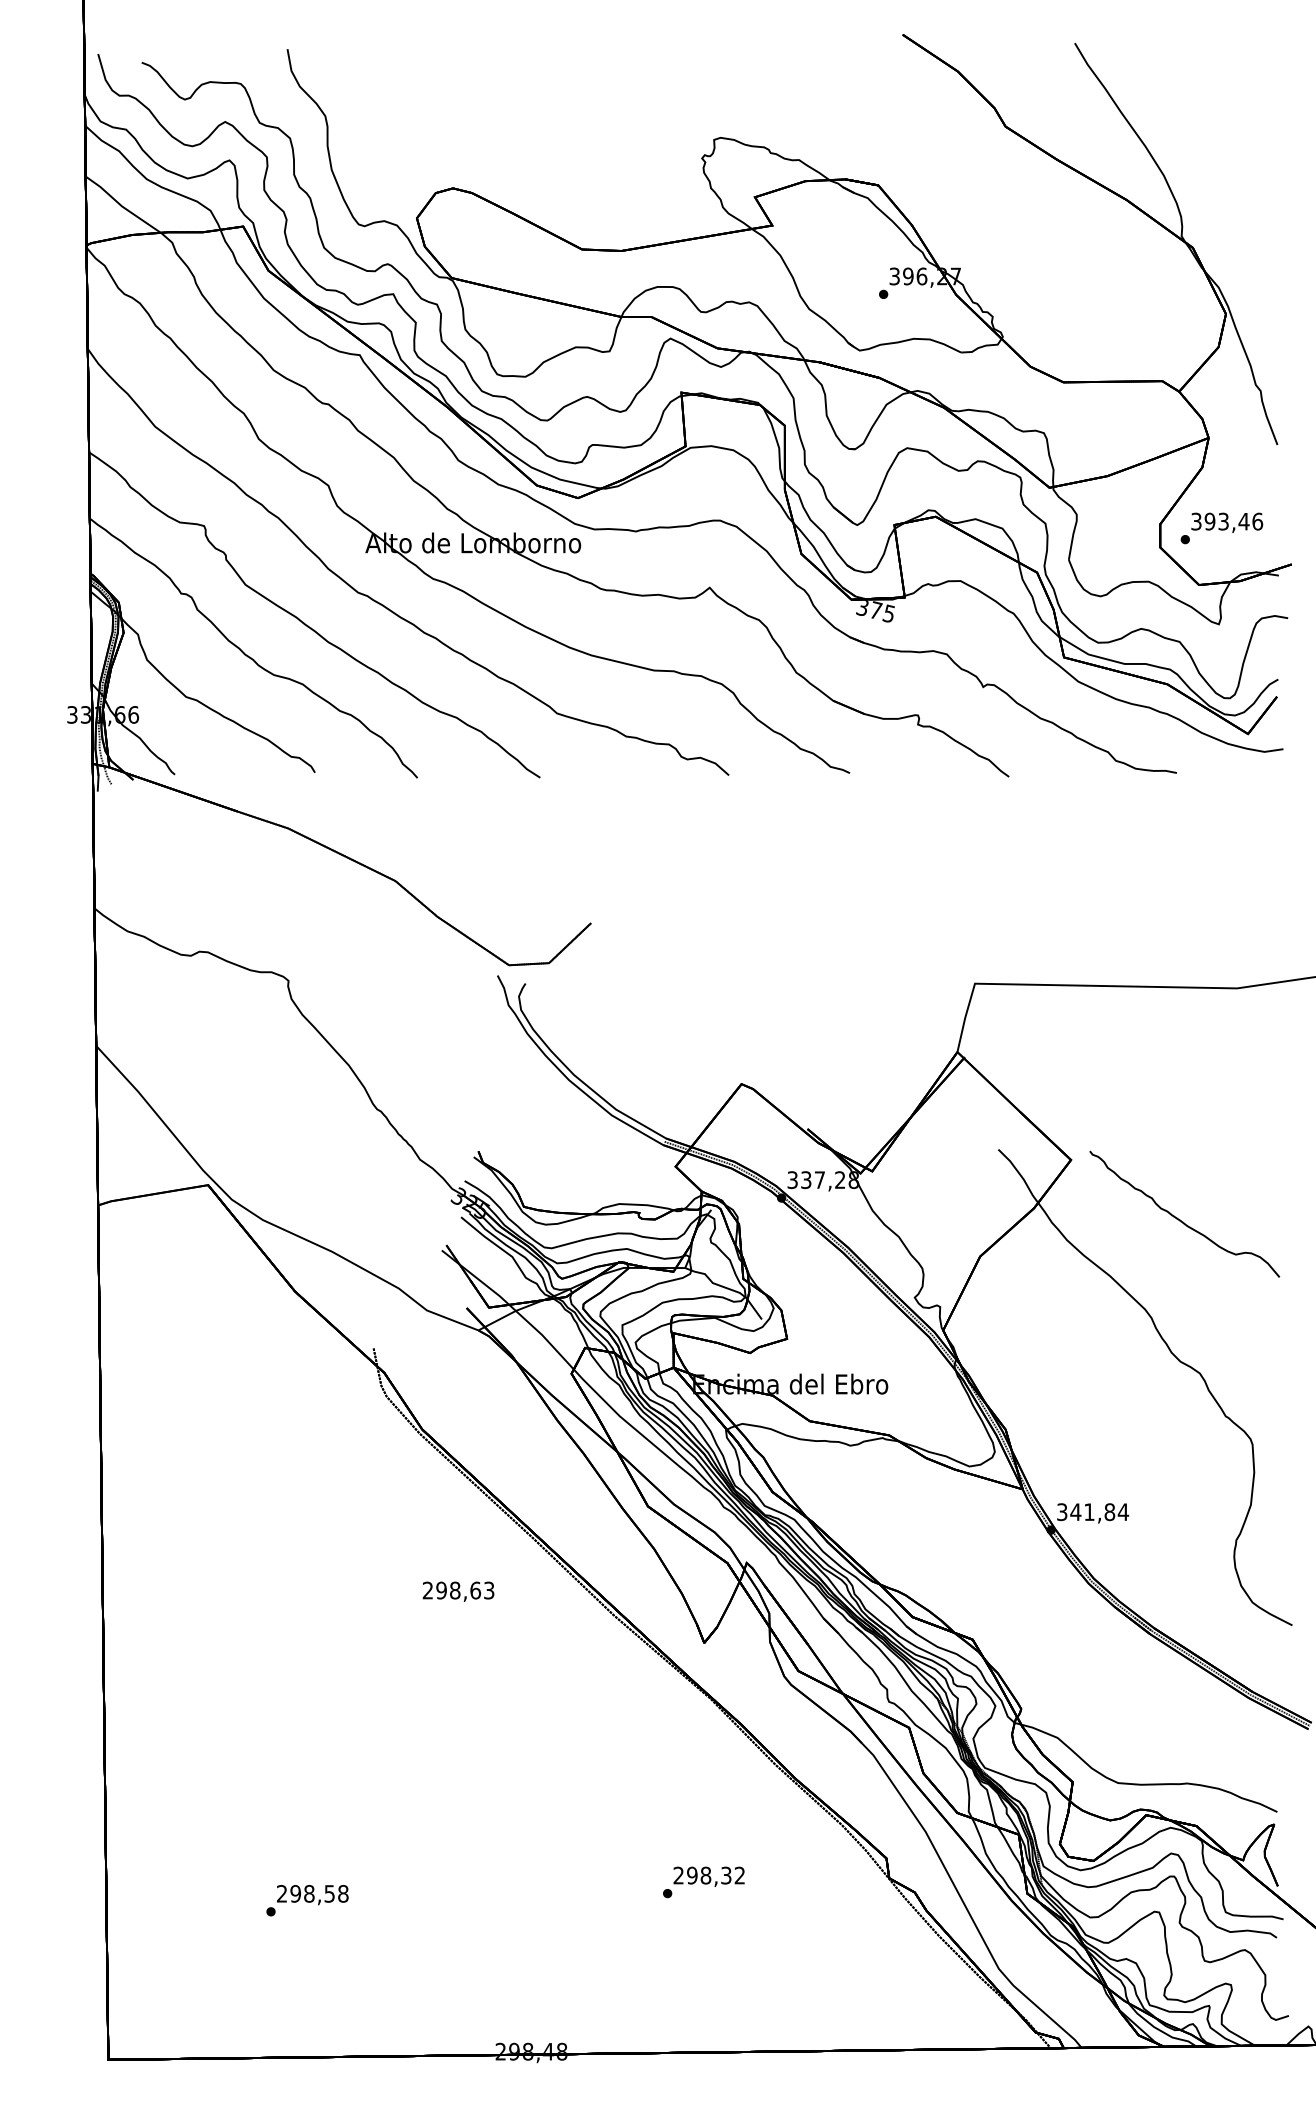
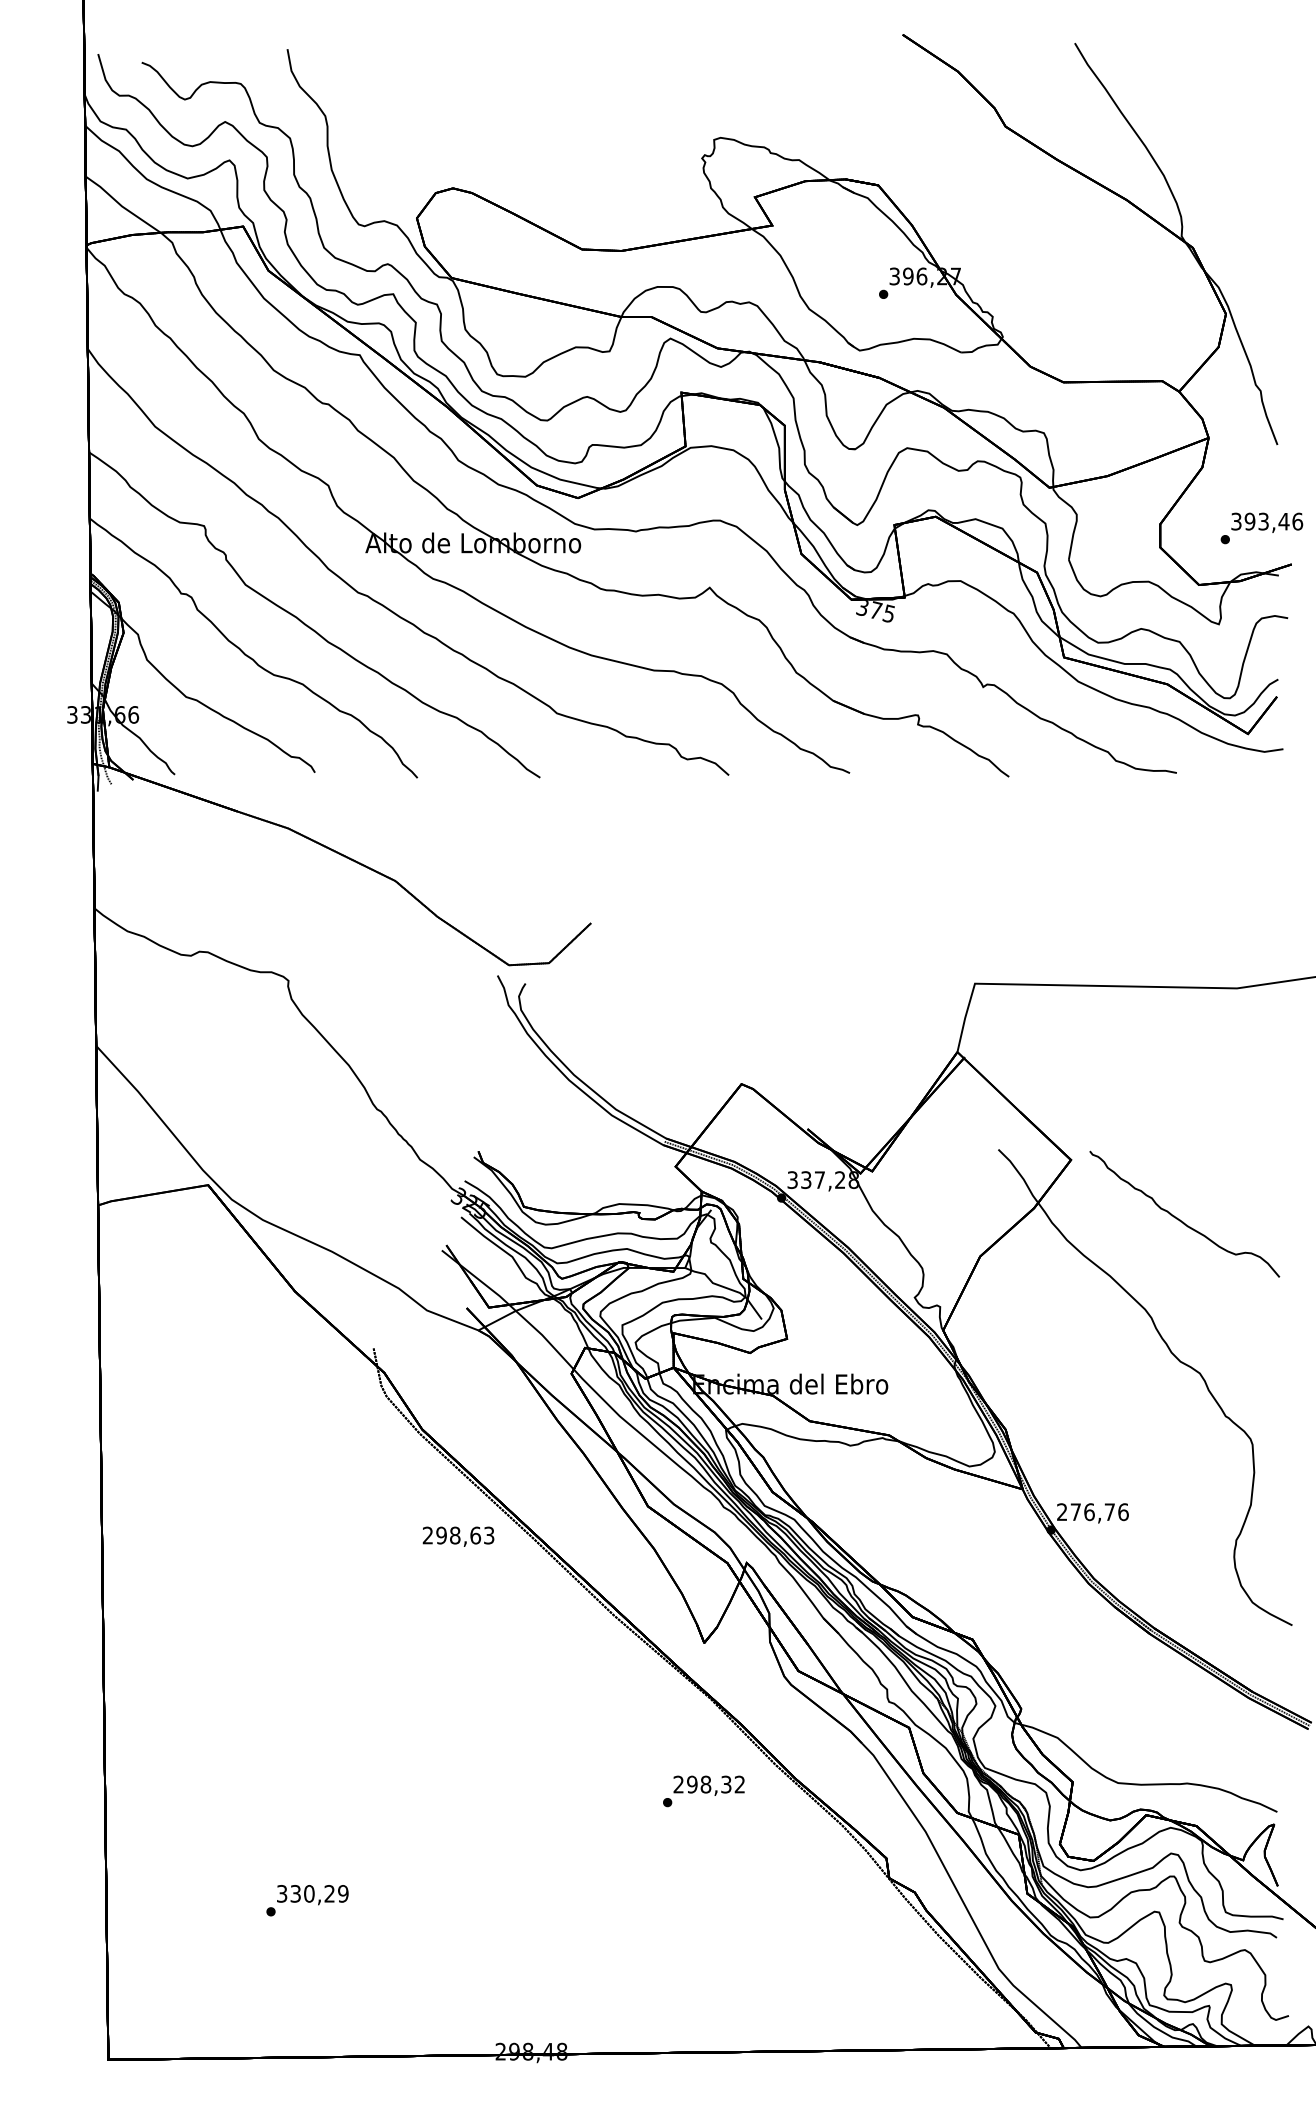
text position: (1221, 528) -> (1261, 528) (1261, 528)
text: 341,84 -> 276,76 (1093, 1512)
text position: (458, 1591) -> (458, 1536) (458, 1536)
text position: (703, 1882) -> (703, 1791) (703, 1791)
text: 298,58 -> 330,29 (312, 1893)
